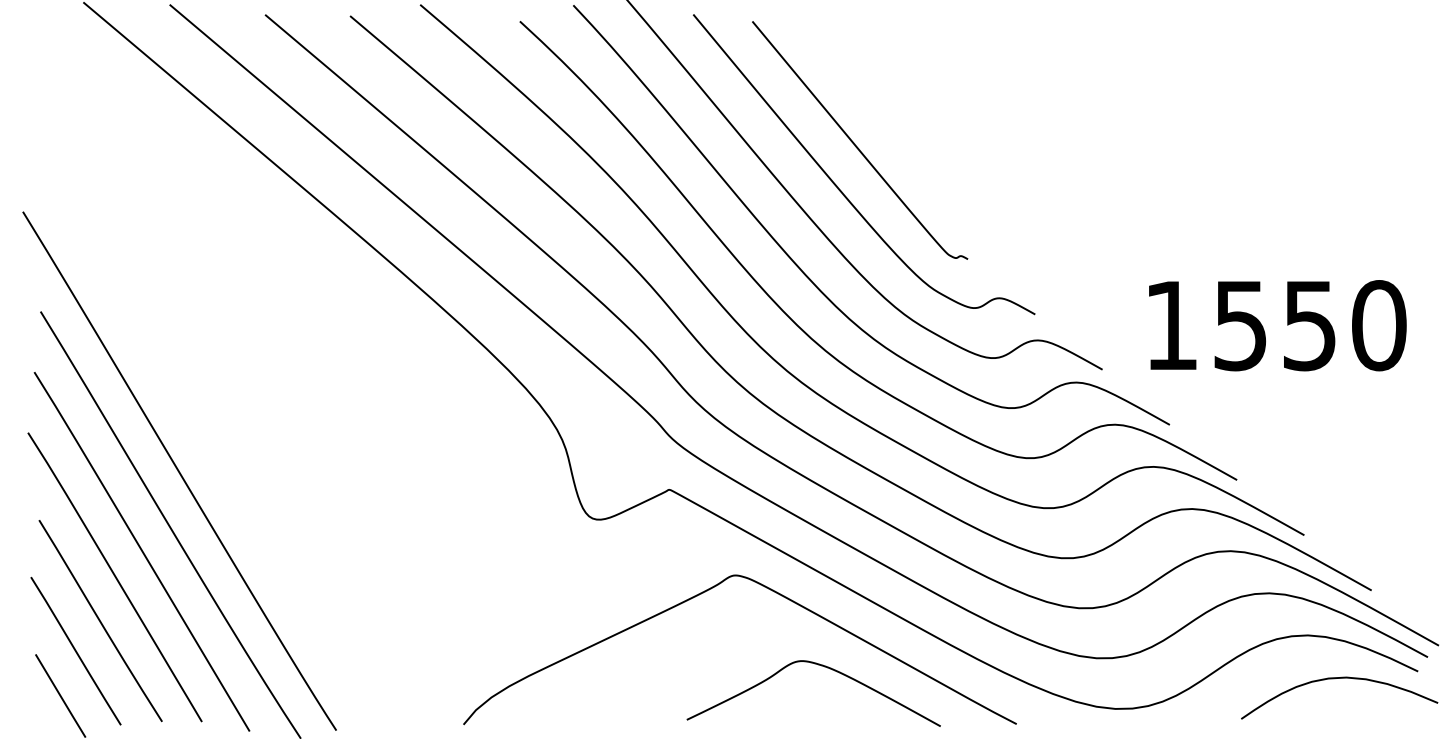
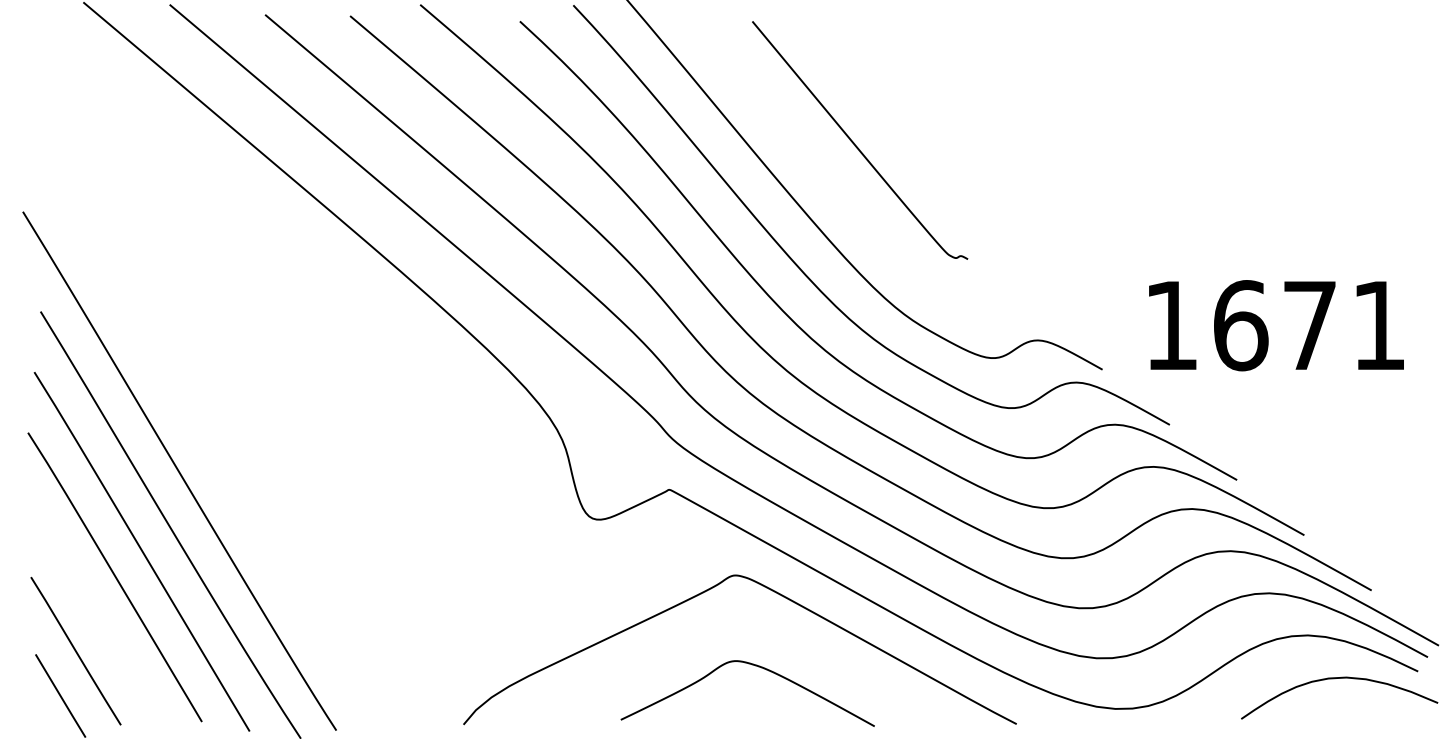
curve: present -> none (837, 185)
text: 1550 -> 1671 (1310, 325)
curve: present -> none (100, 621)
curve position: (821, 666) -> (755, 666) (755, 666)
